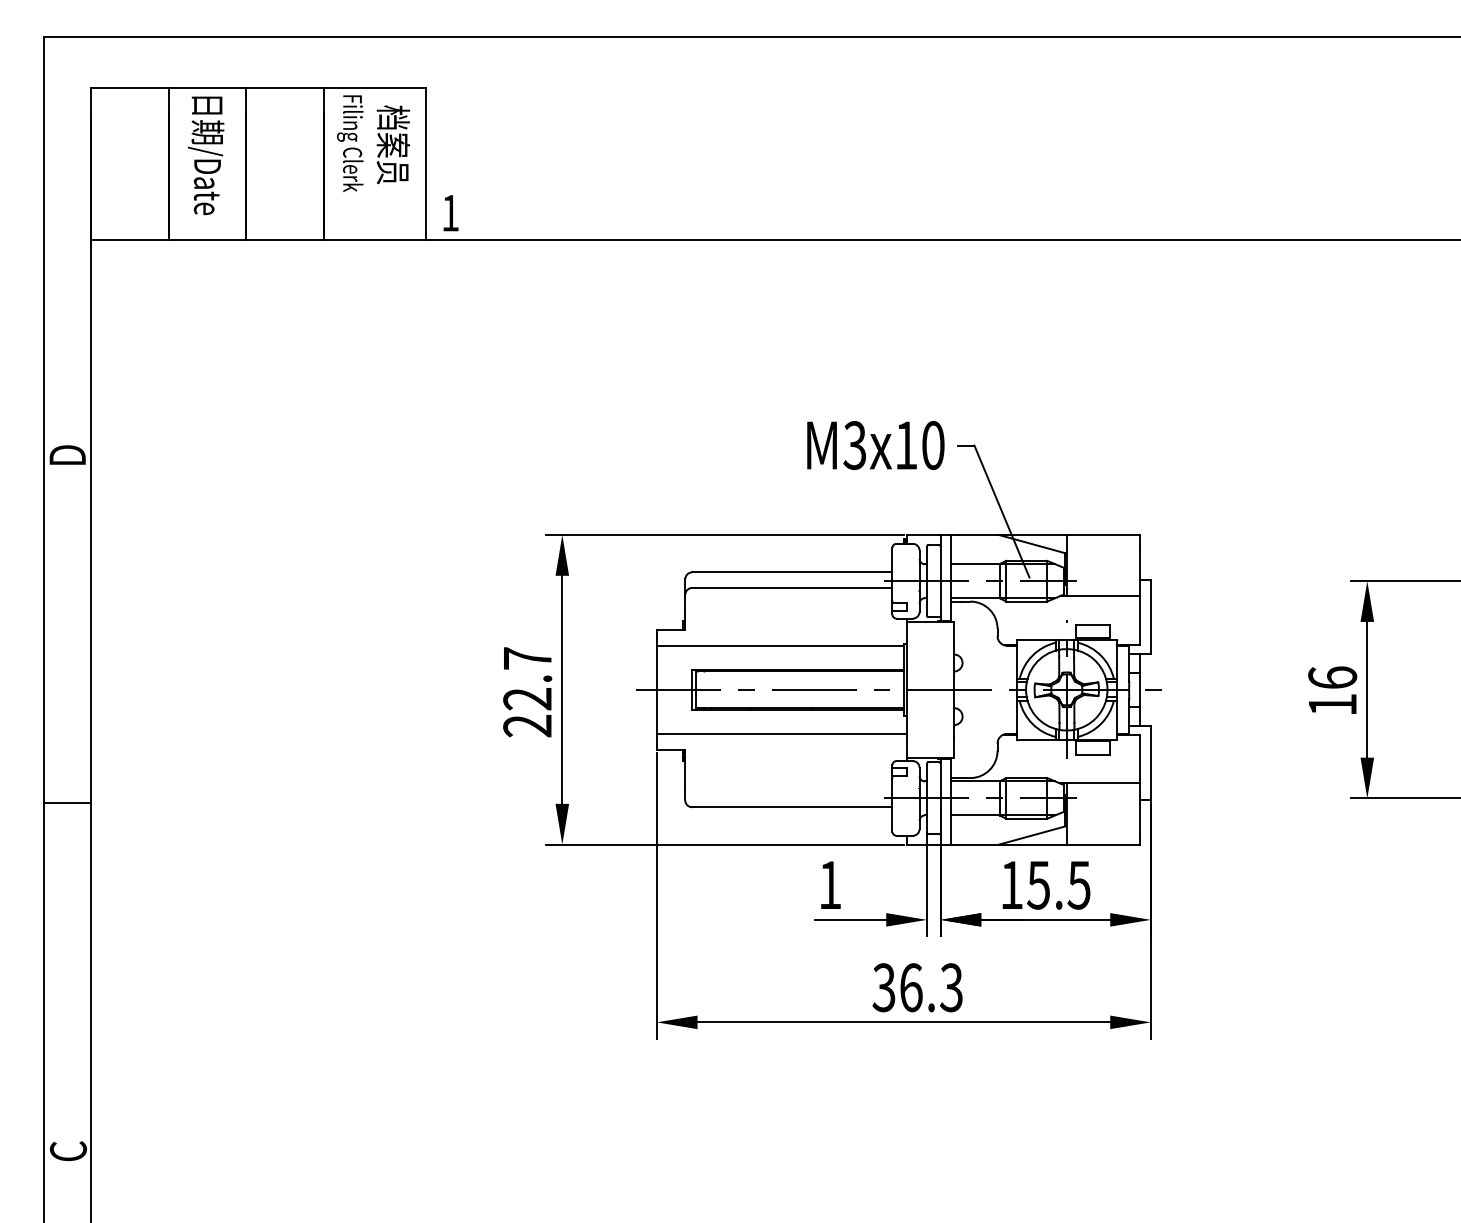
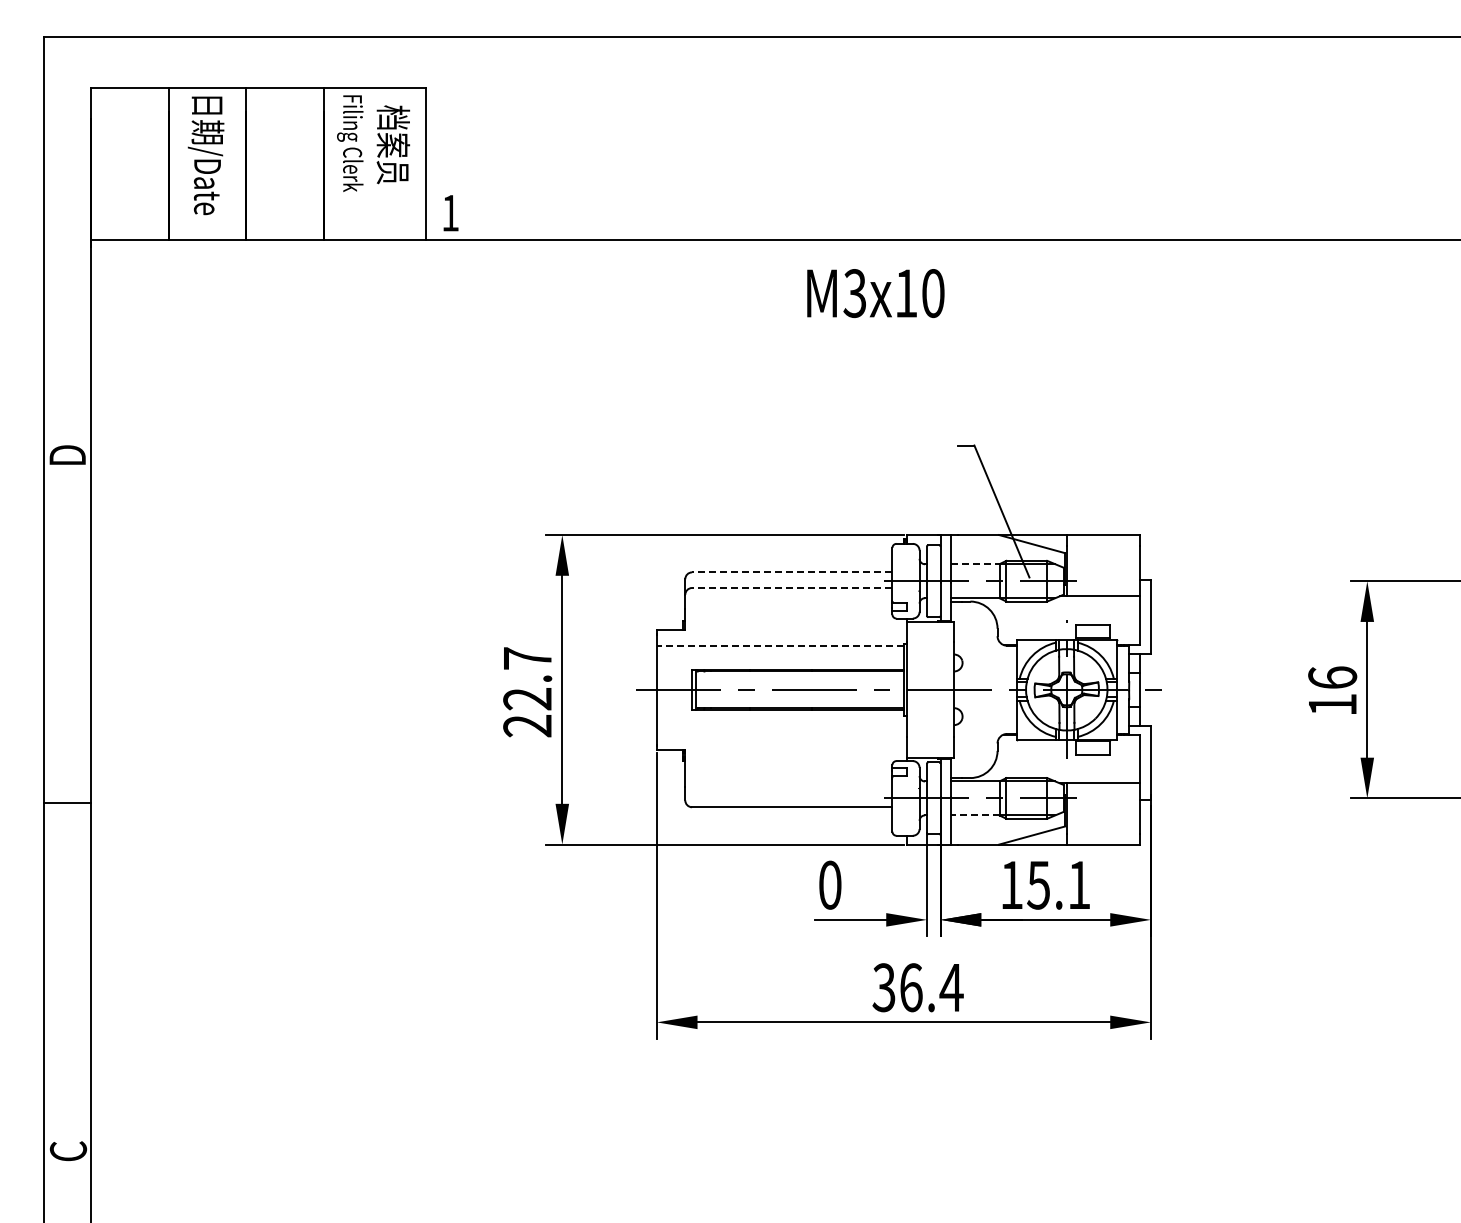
text position: (875, 445) -> (875, 293) (875, 293)
line: solid -> dashed (976, 564)
line: solid -> dashed (791, 572)
line: solid -> dashed (791, 588)
line: solid -> dashed (780, 645)
line: present -> none (781, 733)
line: solid -> dashed (975, 815)
text: 1 -> 0 (830, 884)
text: 15.5 -> 15.1 (1078, 885)
text: 36.3 -> 36.4 (951, 987)
